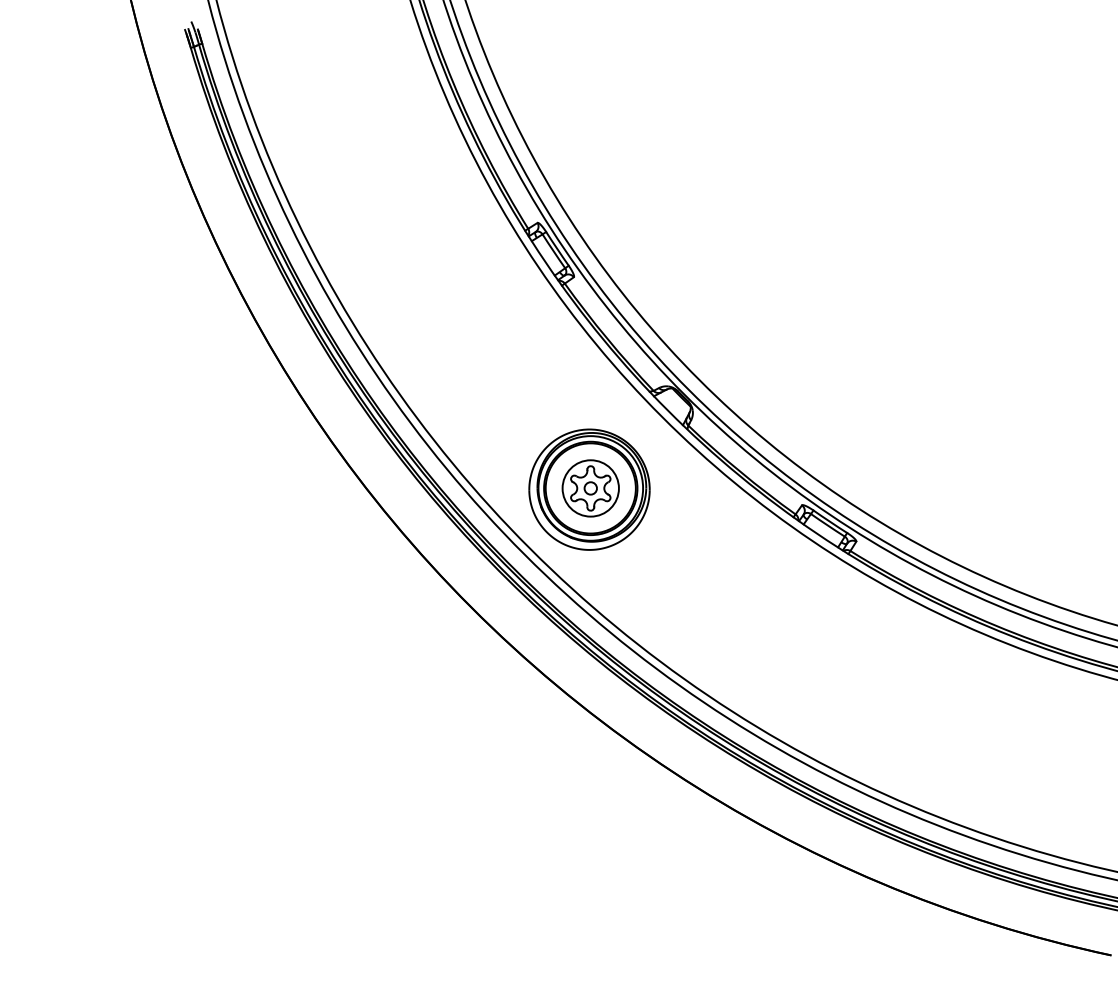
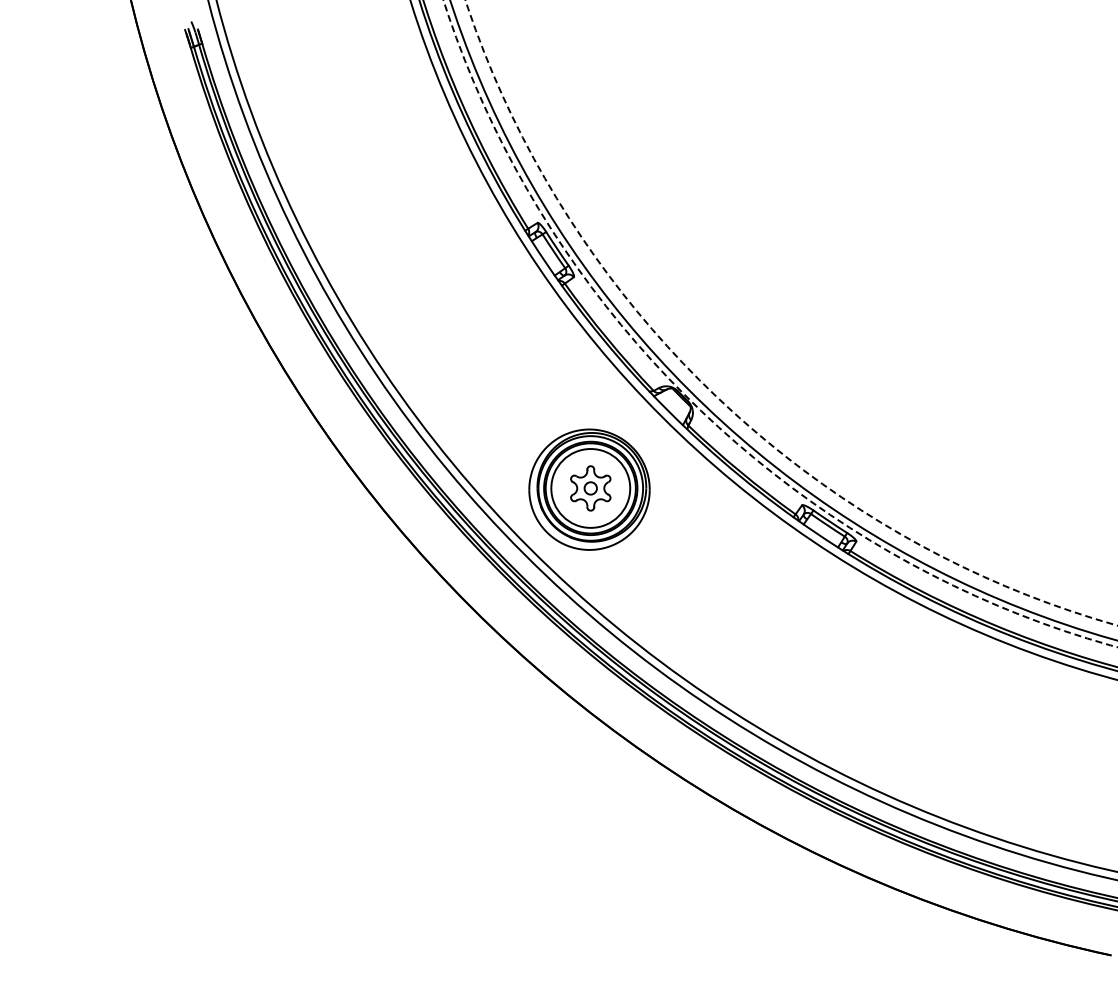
circle: solid -> dashed (791, 312)
circle: solid -> dashed (780, 323)
circle diameter: 56 px -> 79 px (590, 488)
